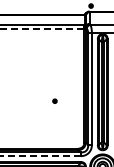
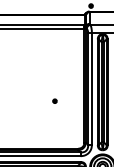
line: dashed -> solid (42, 29)
line: dashed -> solid (40, 156)
